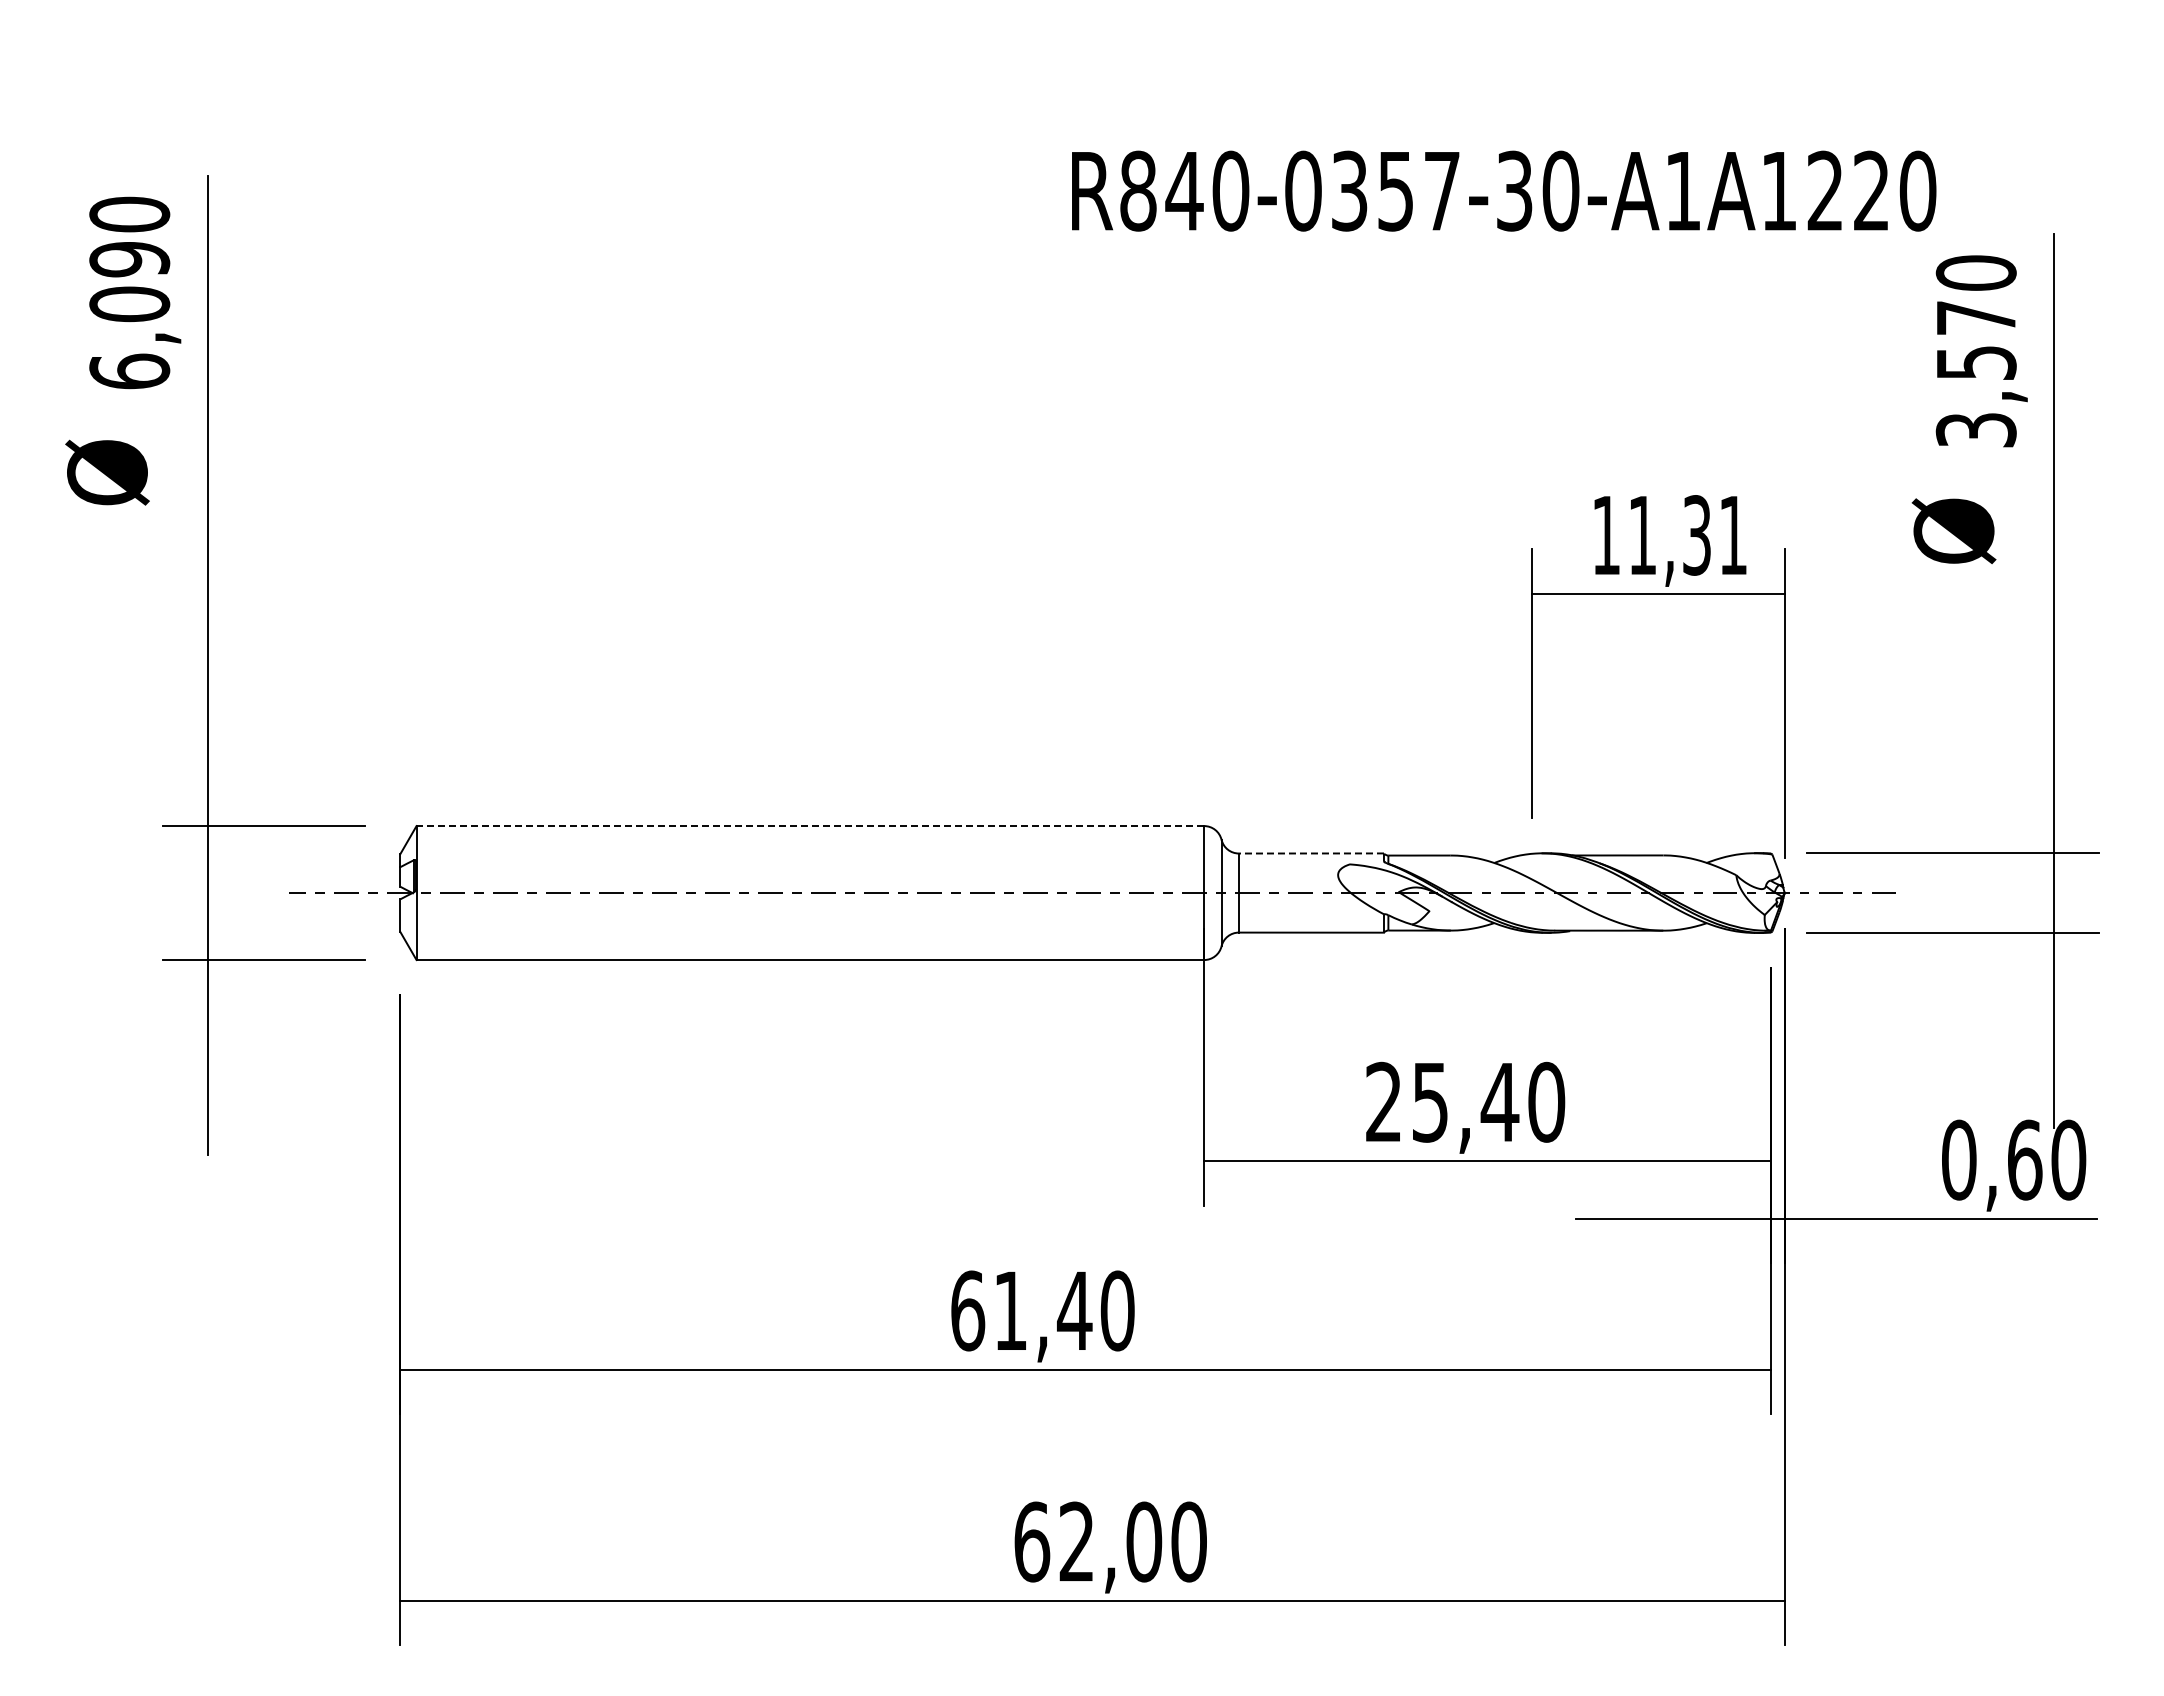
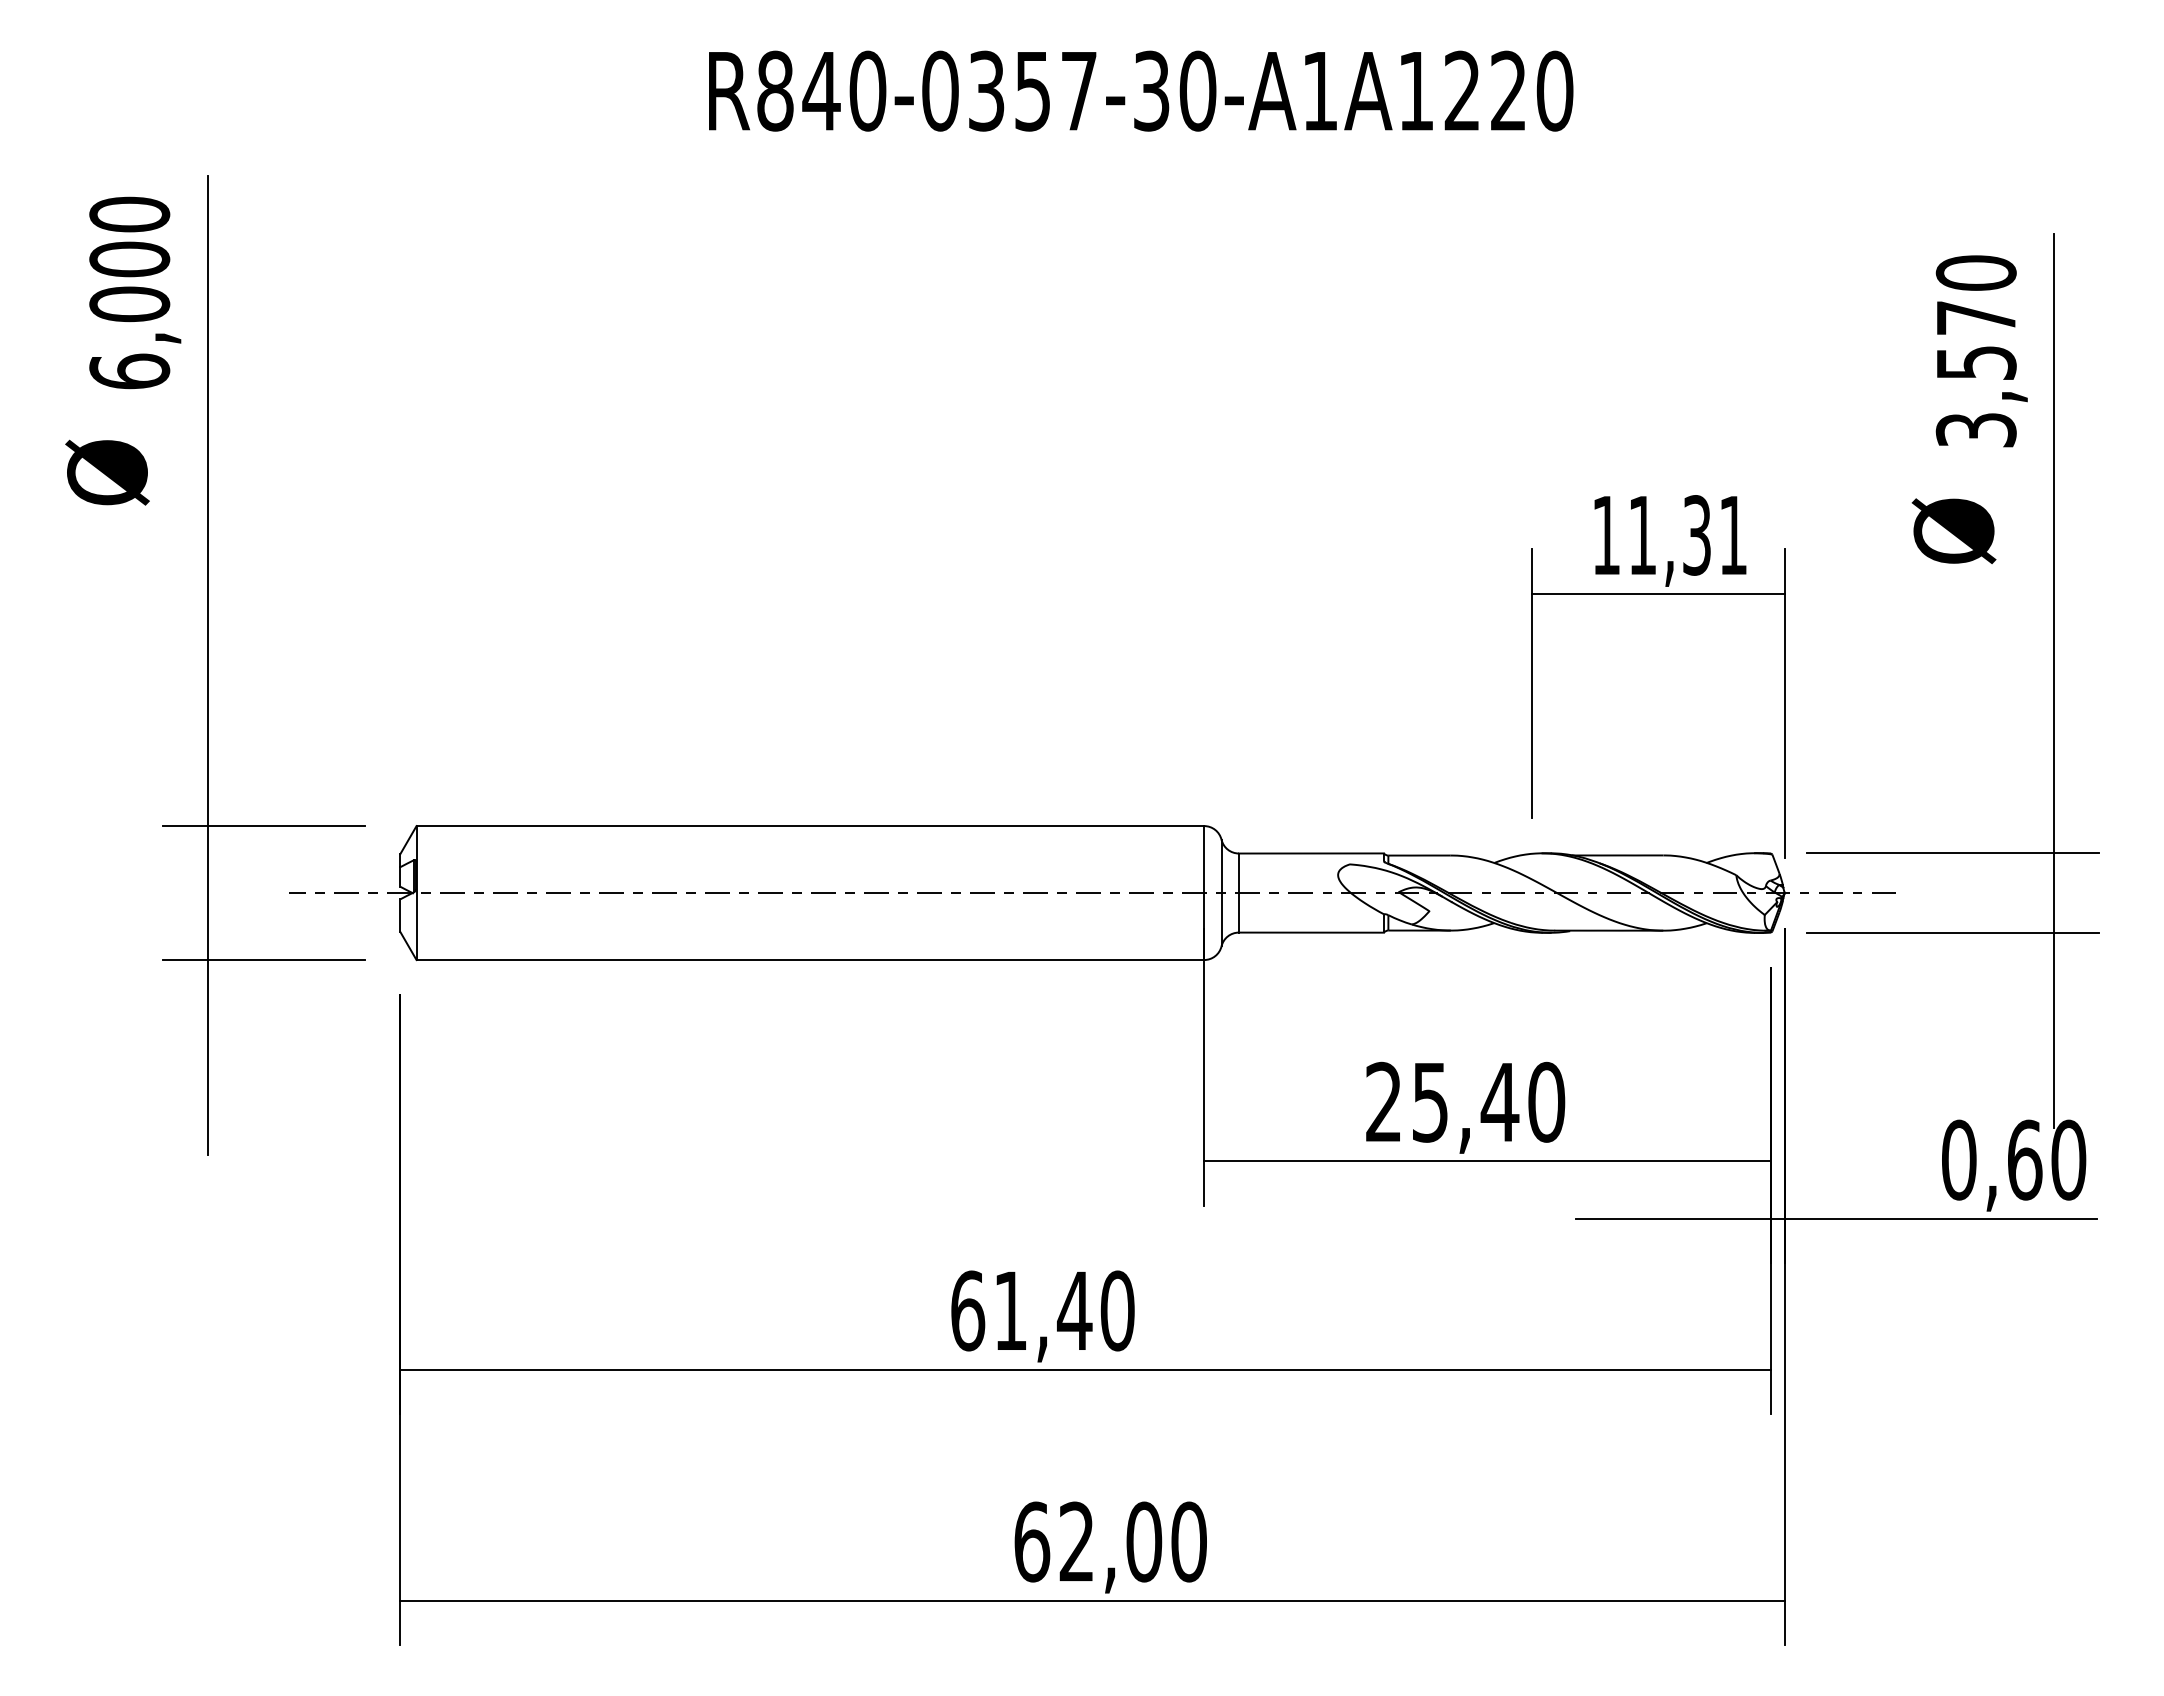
text position: (1504, 190) -> (1141, 90) (1141, 90)
text: 6,090 -> 6,000 (129, 259)
line: dashed -> solid (810, 826)
line: dashed -> solid (1311, 853)
